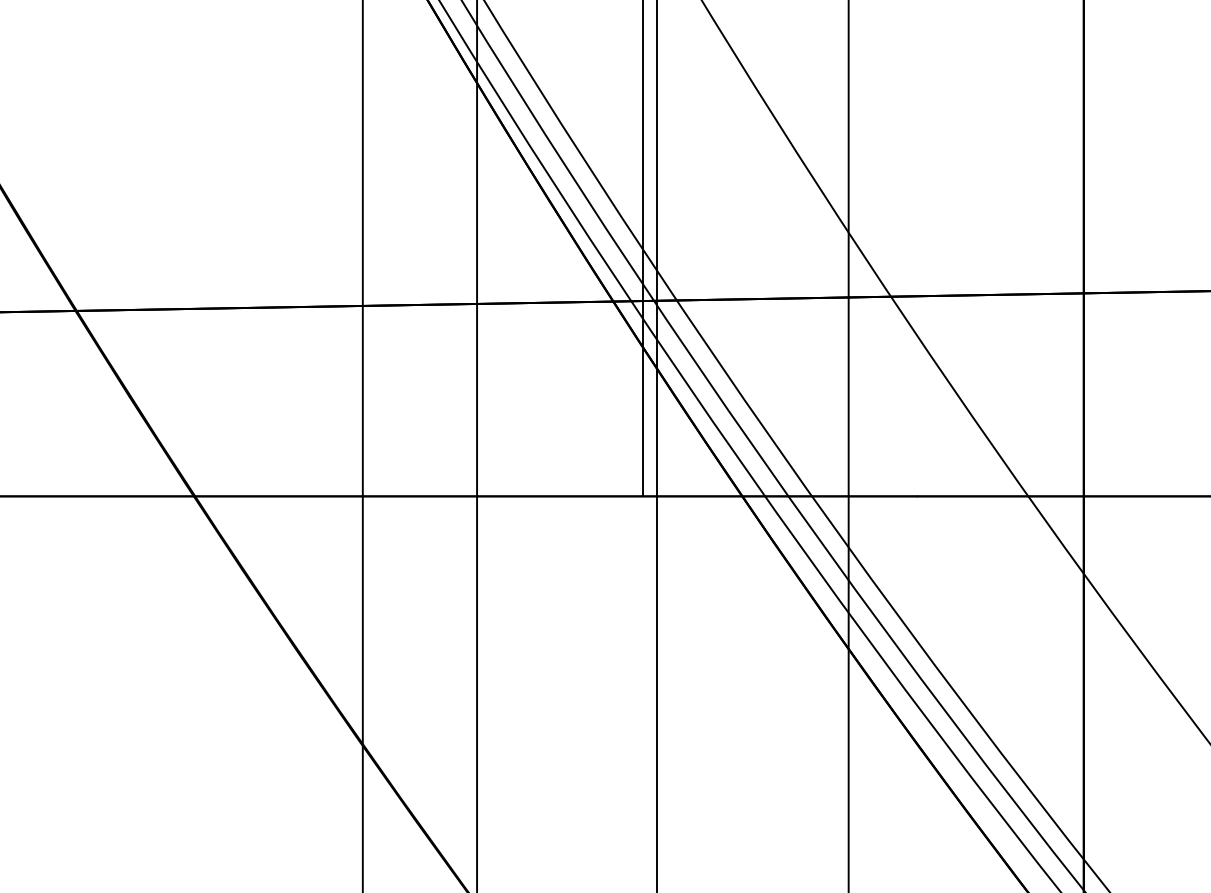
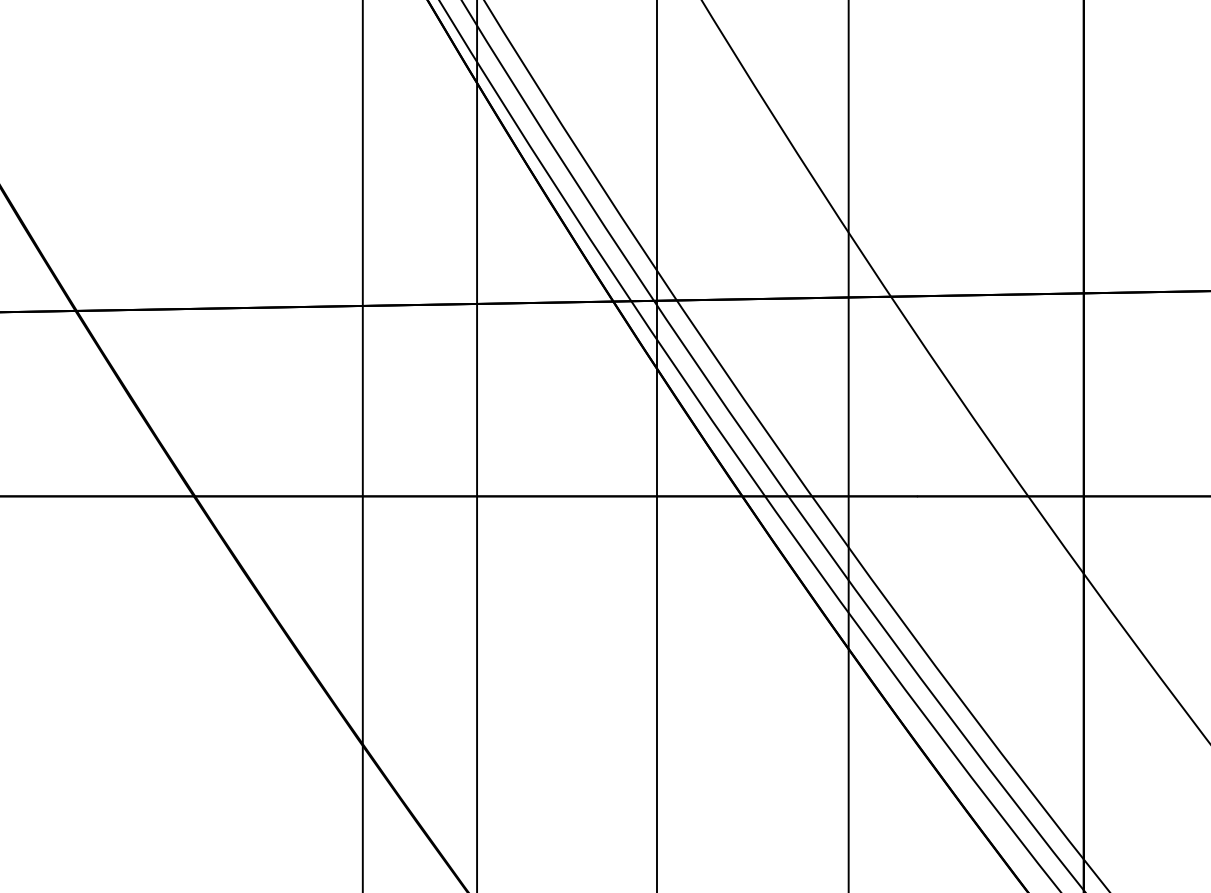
line: present -> none (643, 249)
